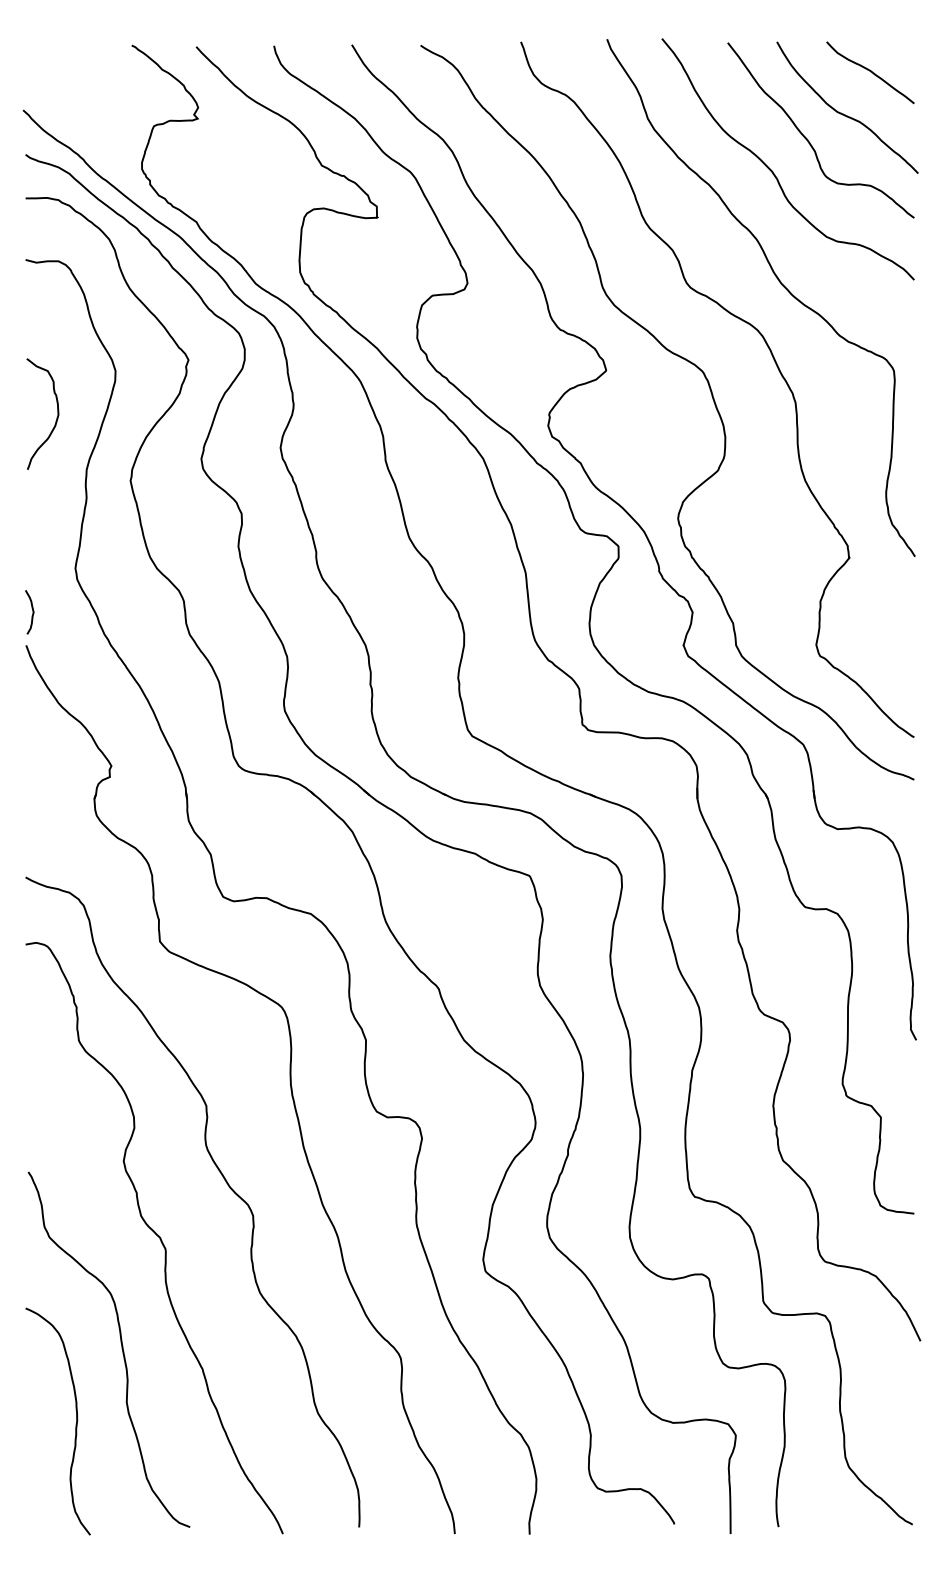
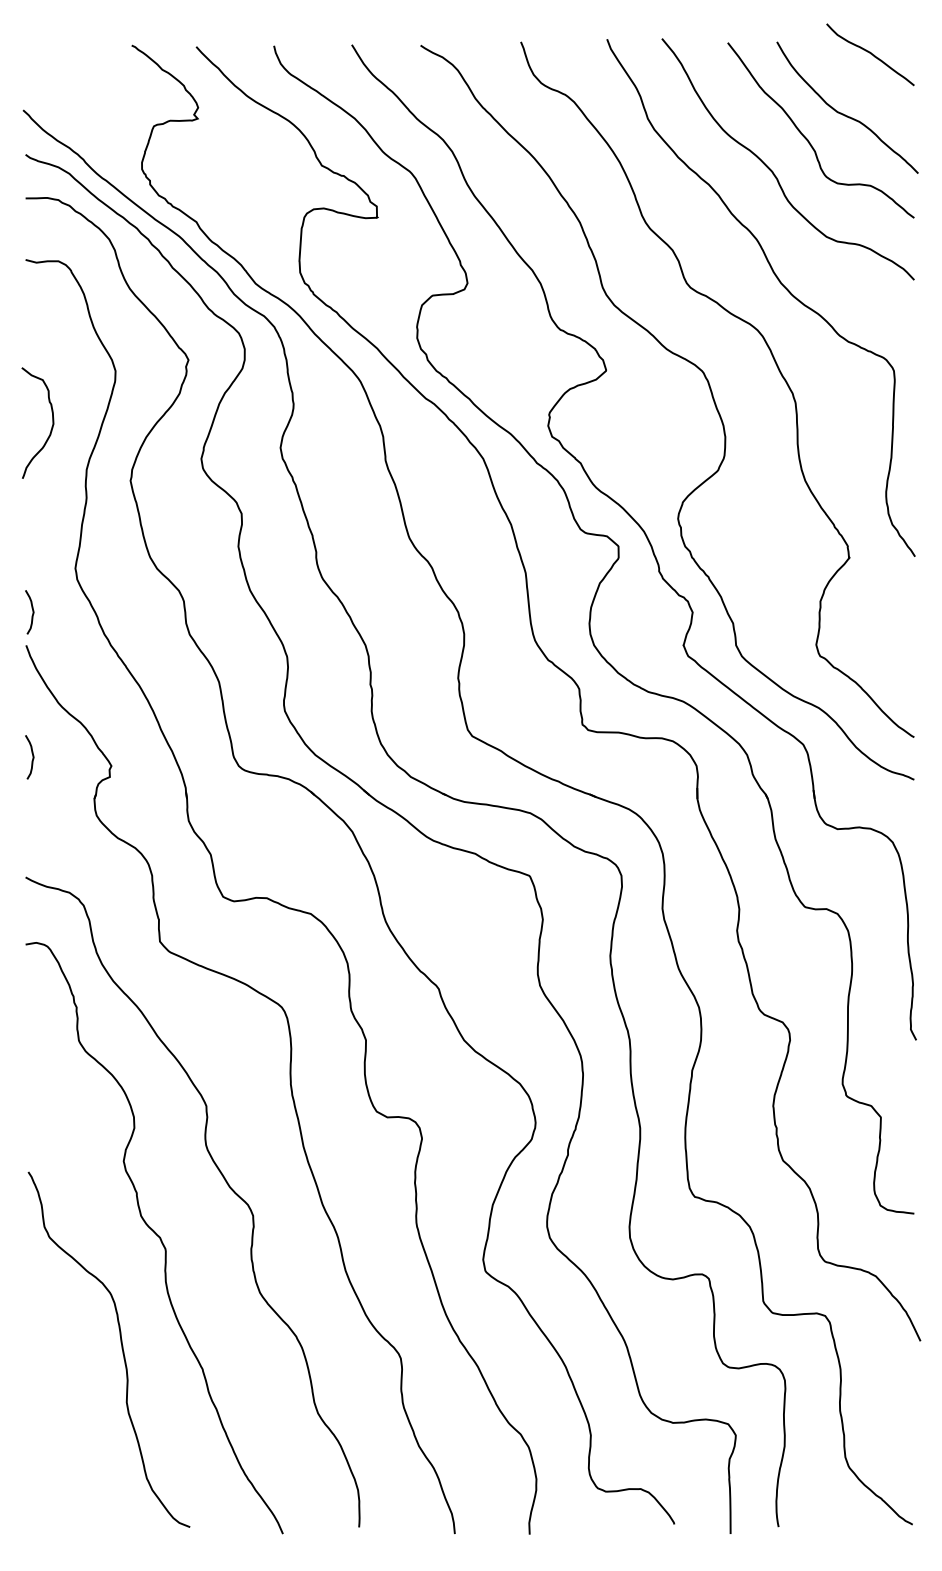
curve position: (870, 72) -> (870, 54) (870, 54)
curve position: (56, 417) -> (51, 426) (51, 426)
curve: none -> present (32, 757)
curve: present -> none (75, 1424)
